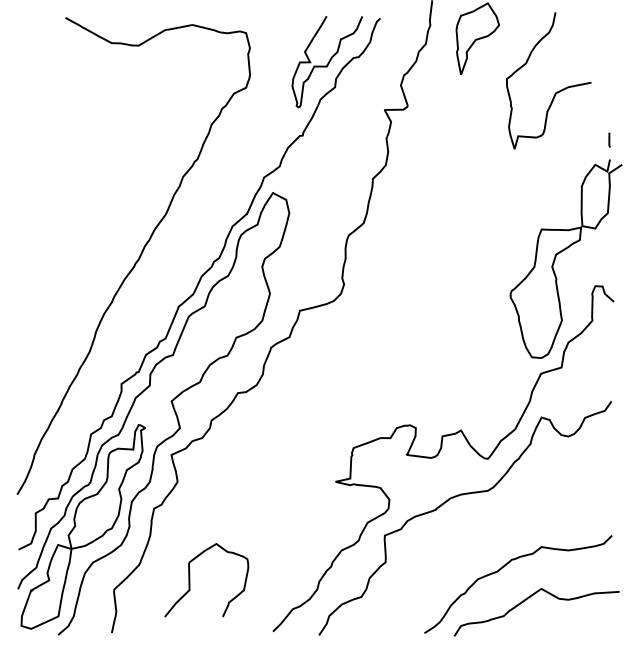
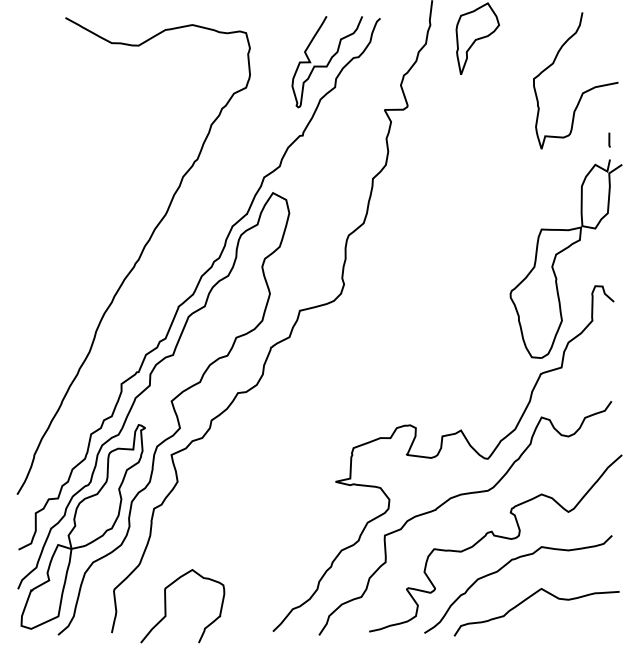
curve position: (555, 92) -> (582, 92) (582, 92)
curve: none -> present (497, 537)
curve position: (190, 580) -> (166, 606) (166, 606)
